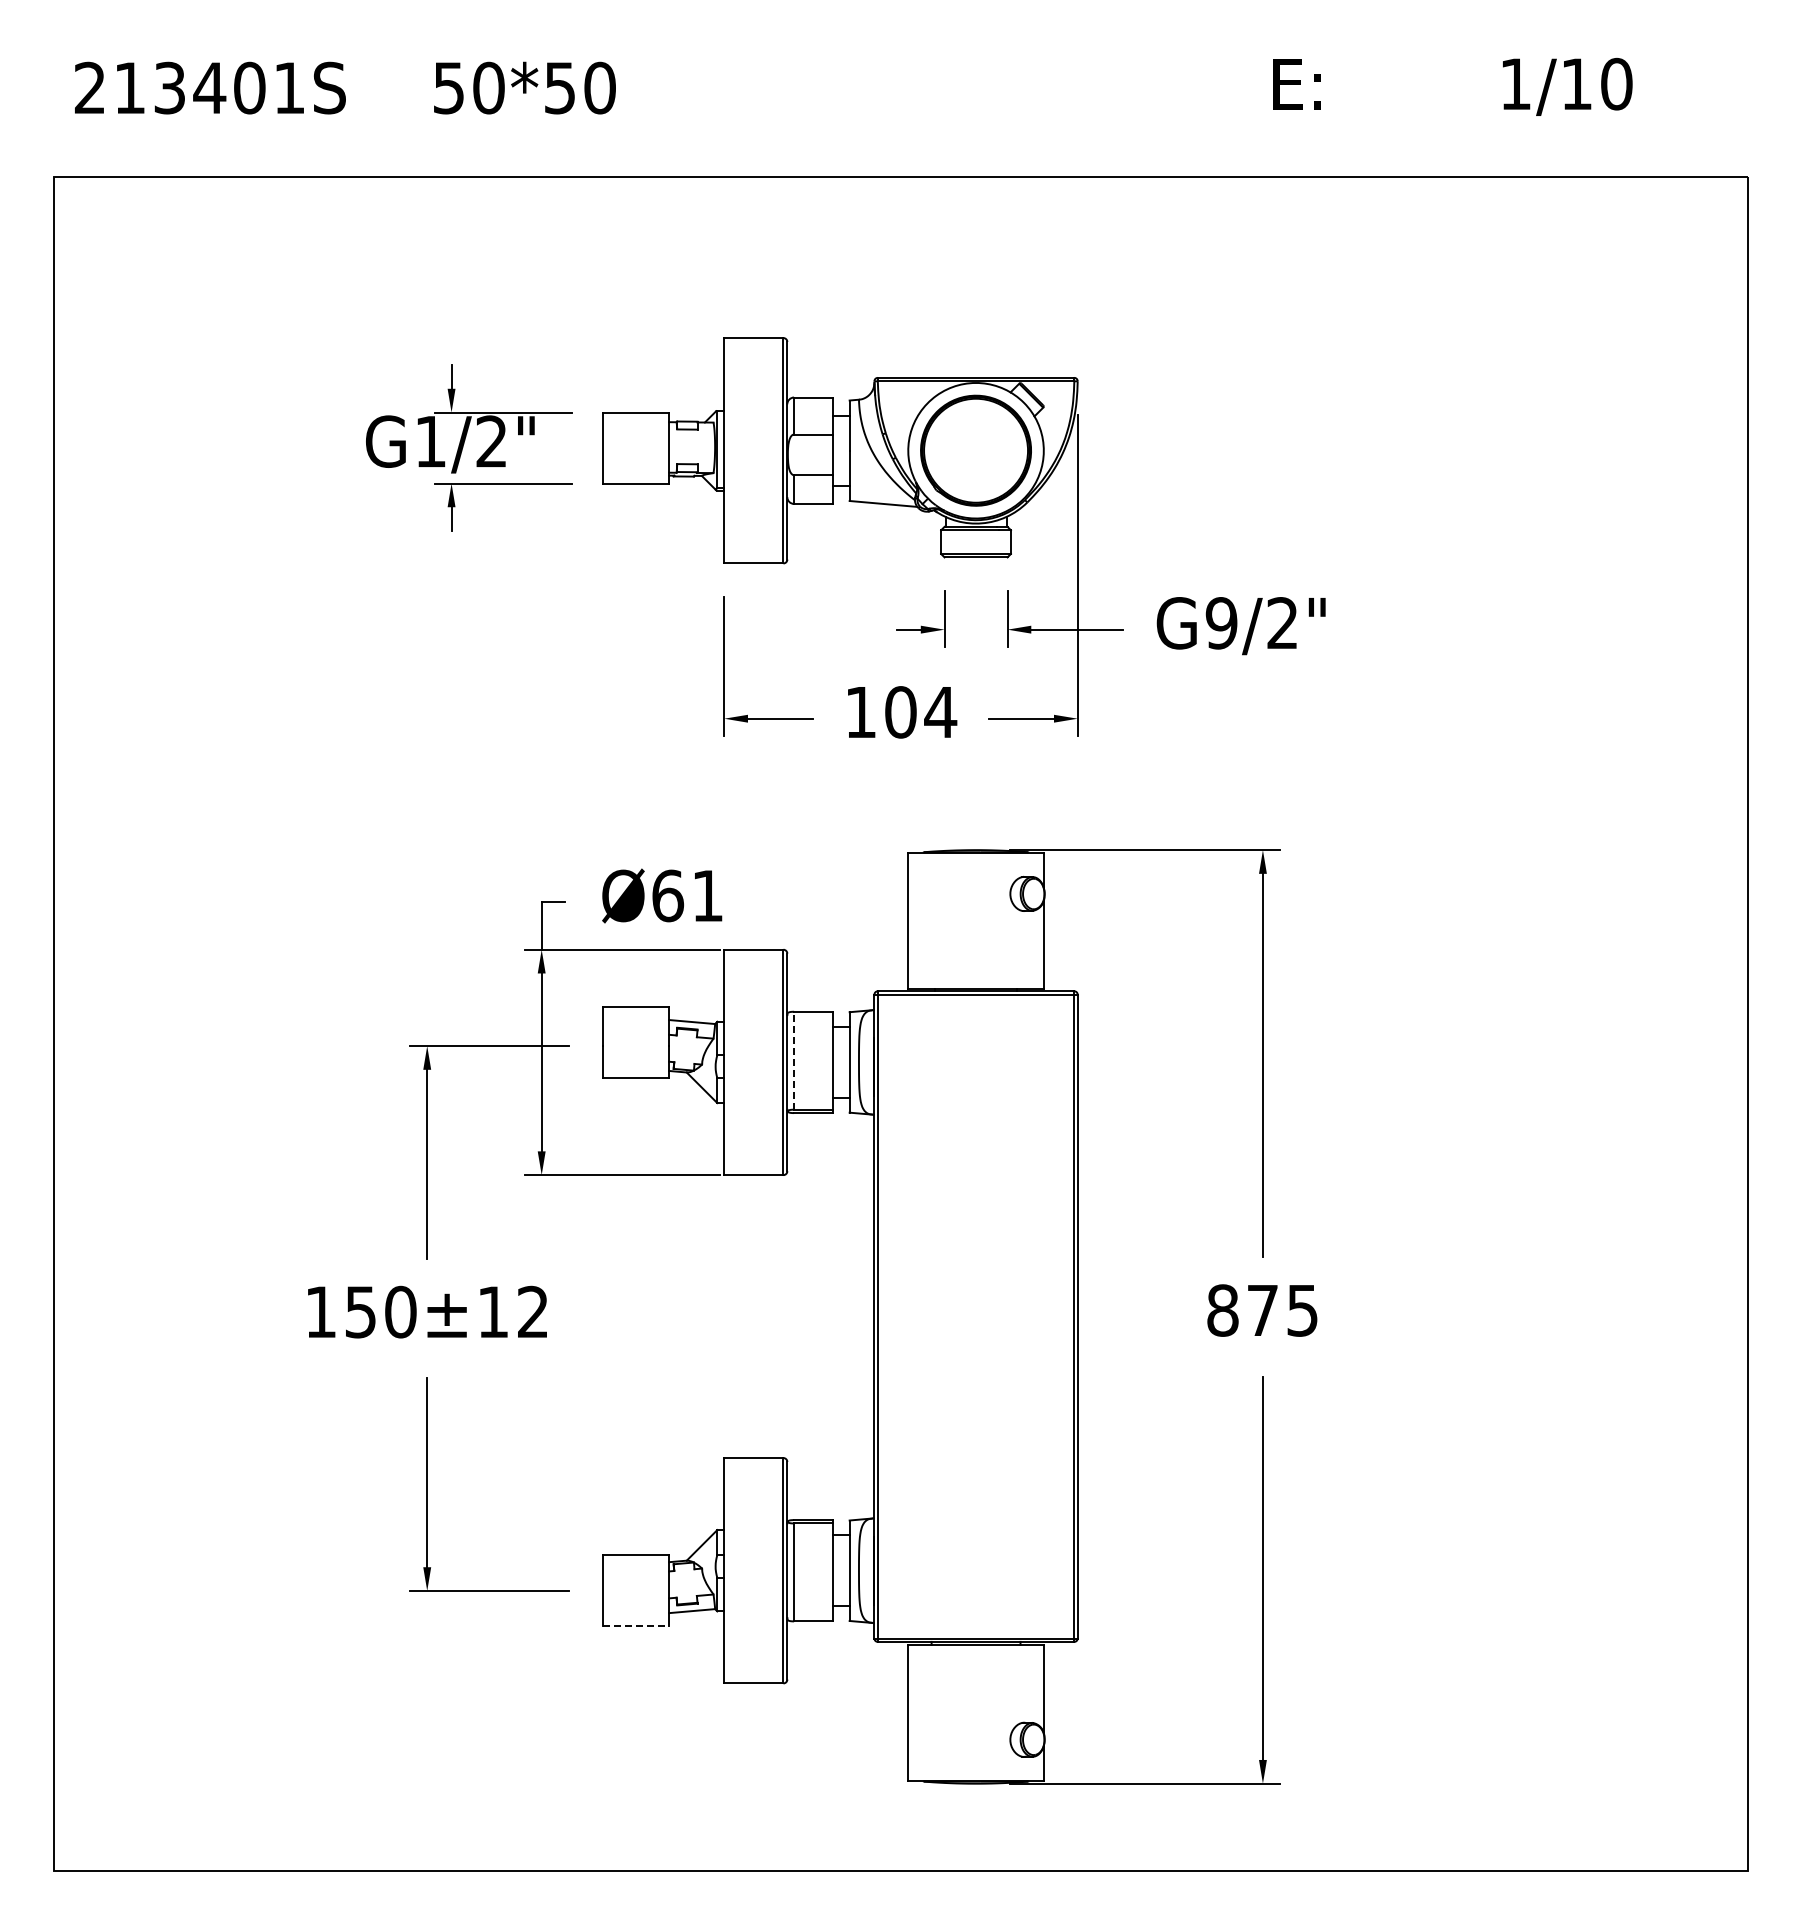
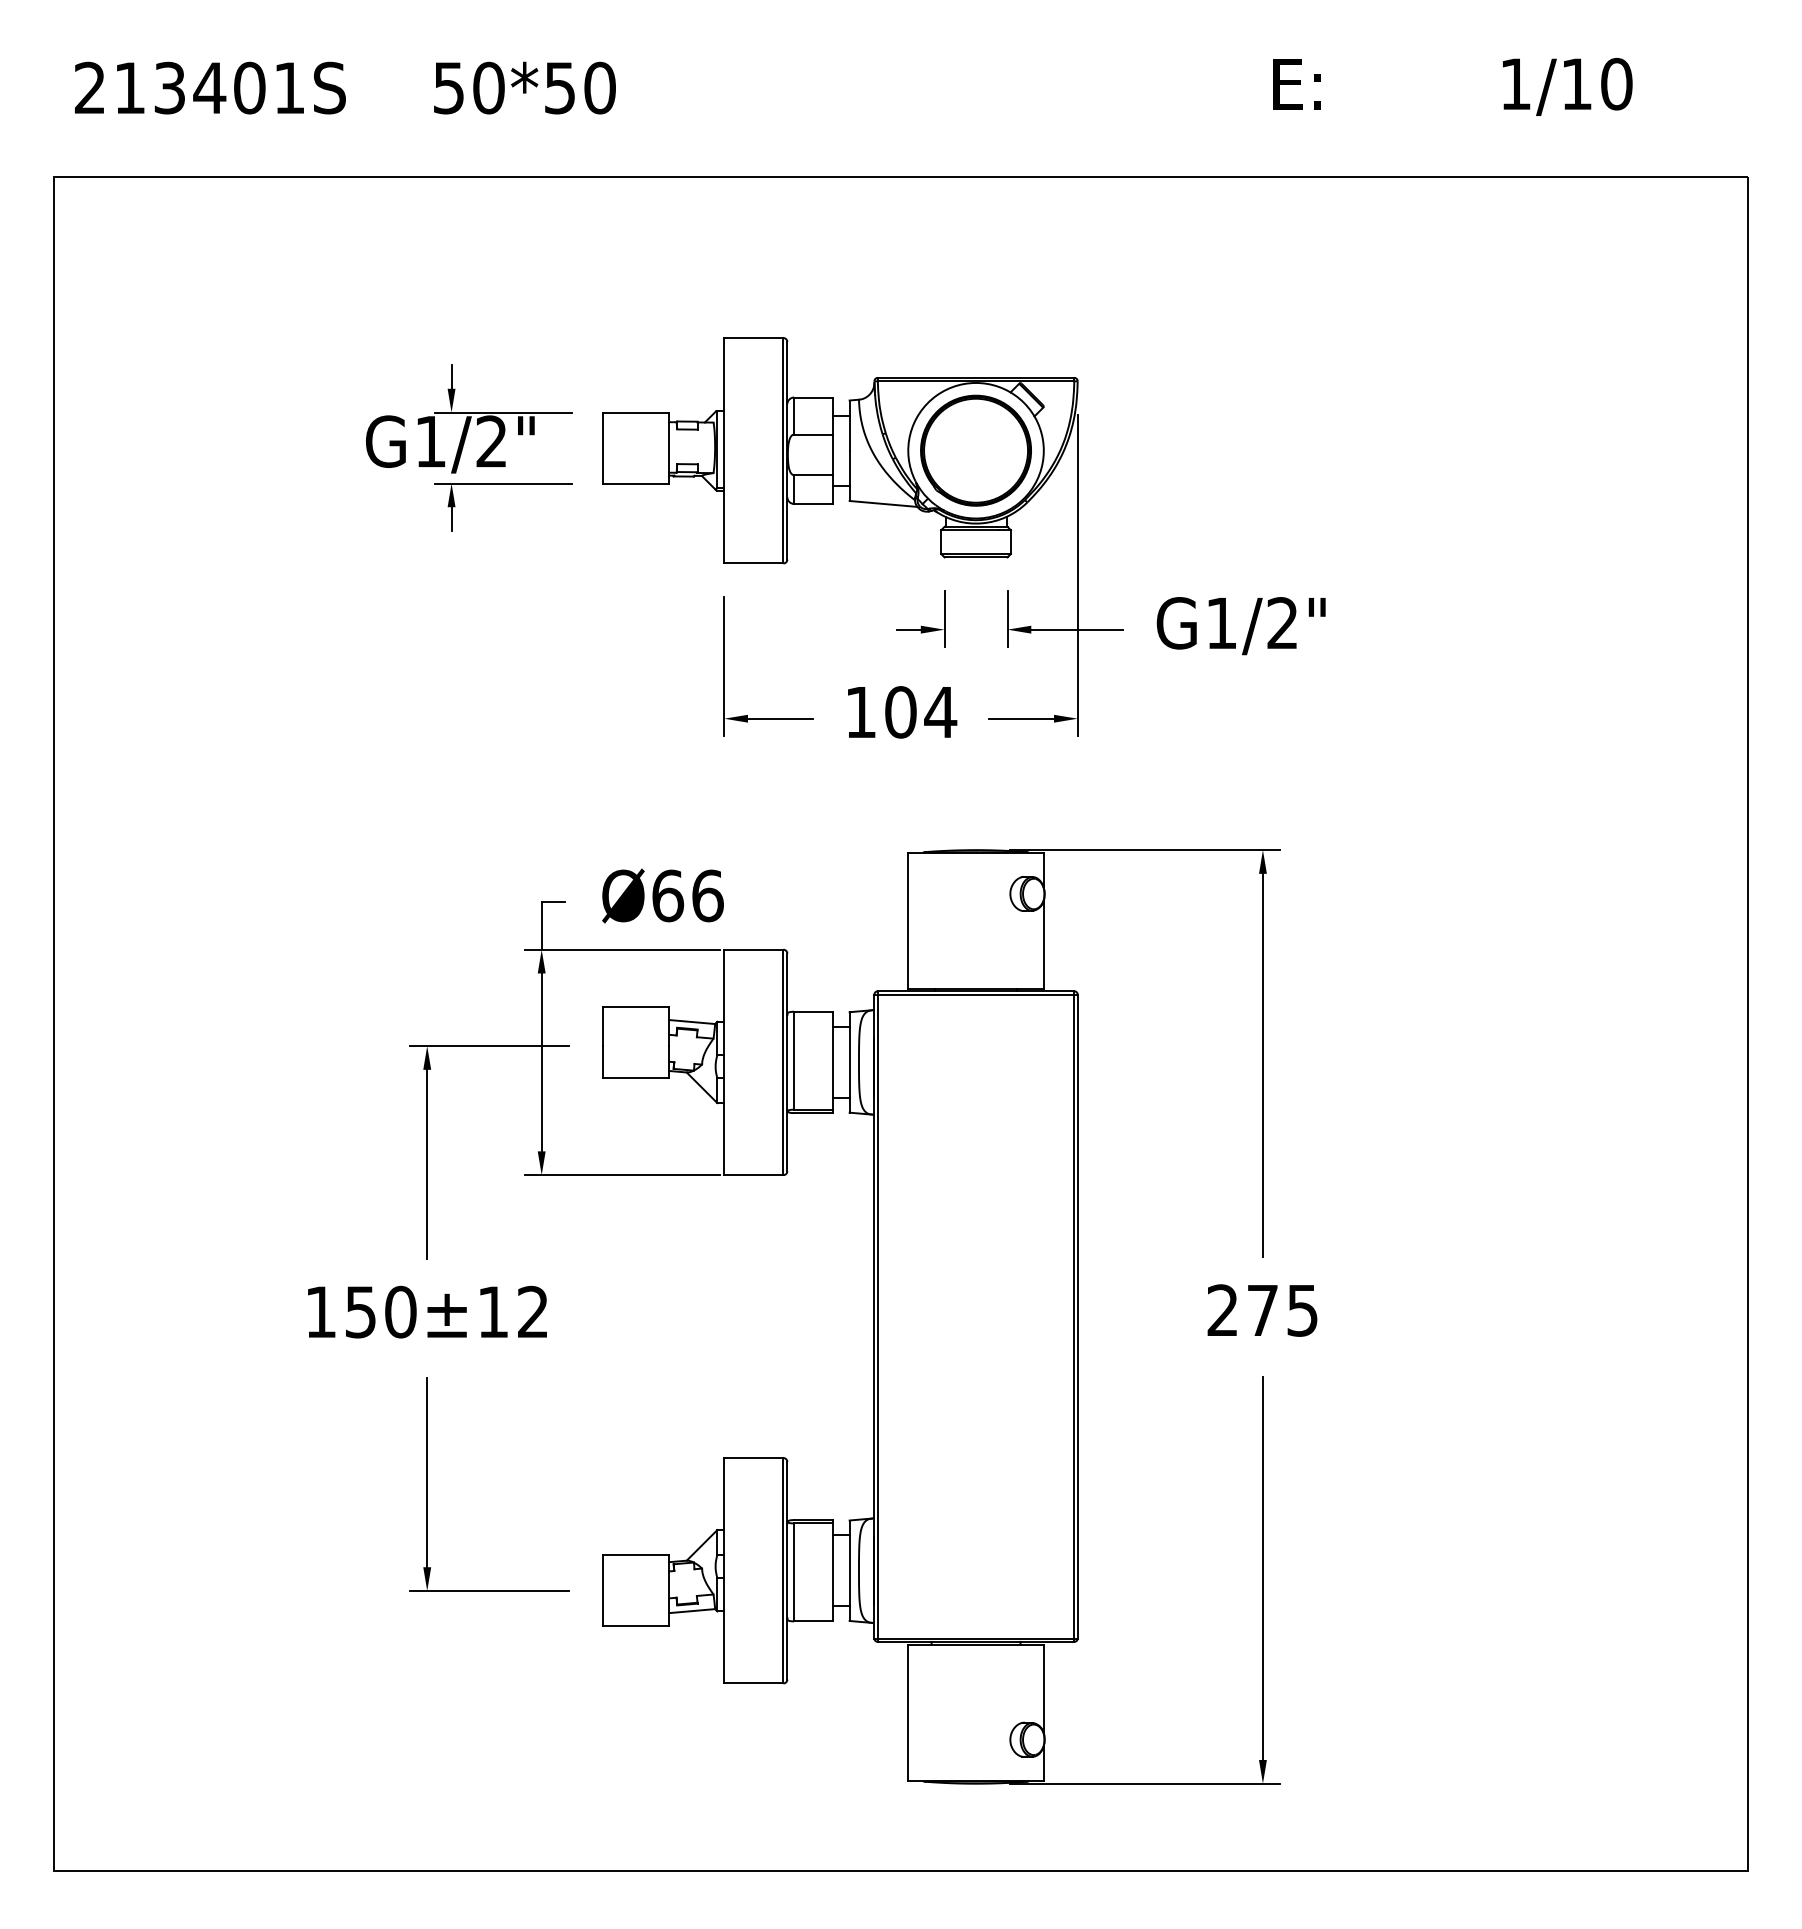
text: G9/2" -> G1/2" (1221, 623)
text: Ø61 -> Ø66 (707, 895)
line: dashed -> solid (794, 1060)
text: 875 -> 275 (1222, 1310)
line: dashed -> solid (636, 1626)
